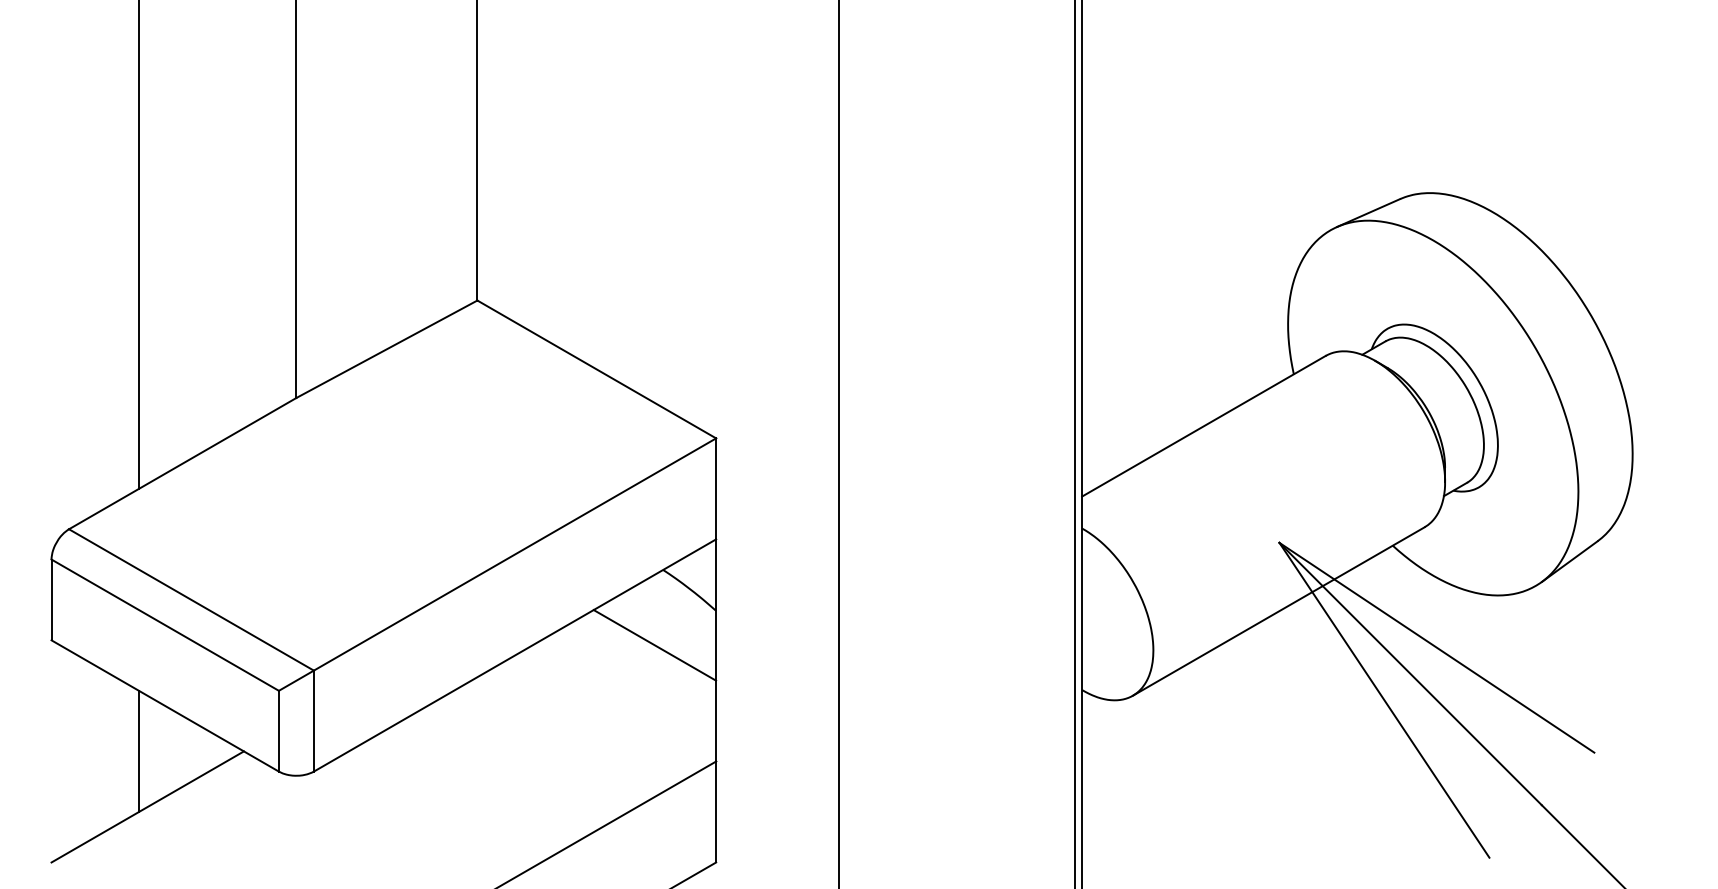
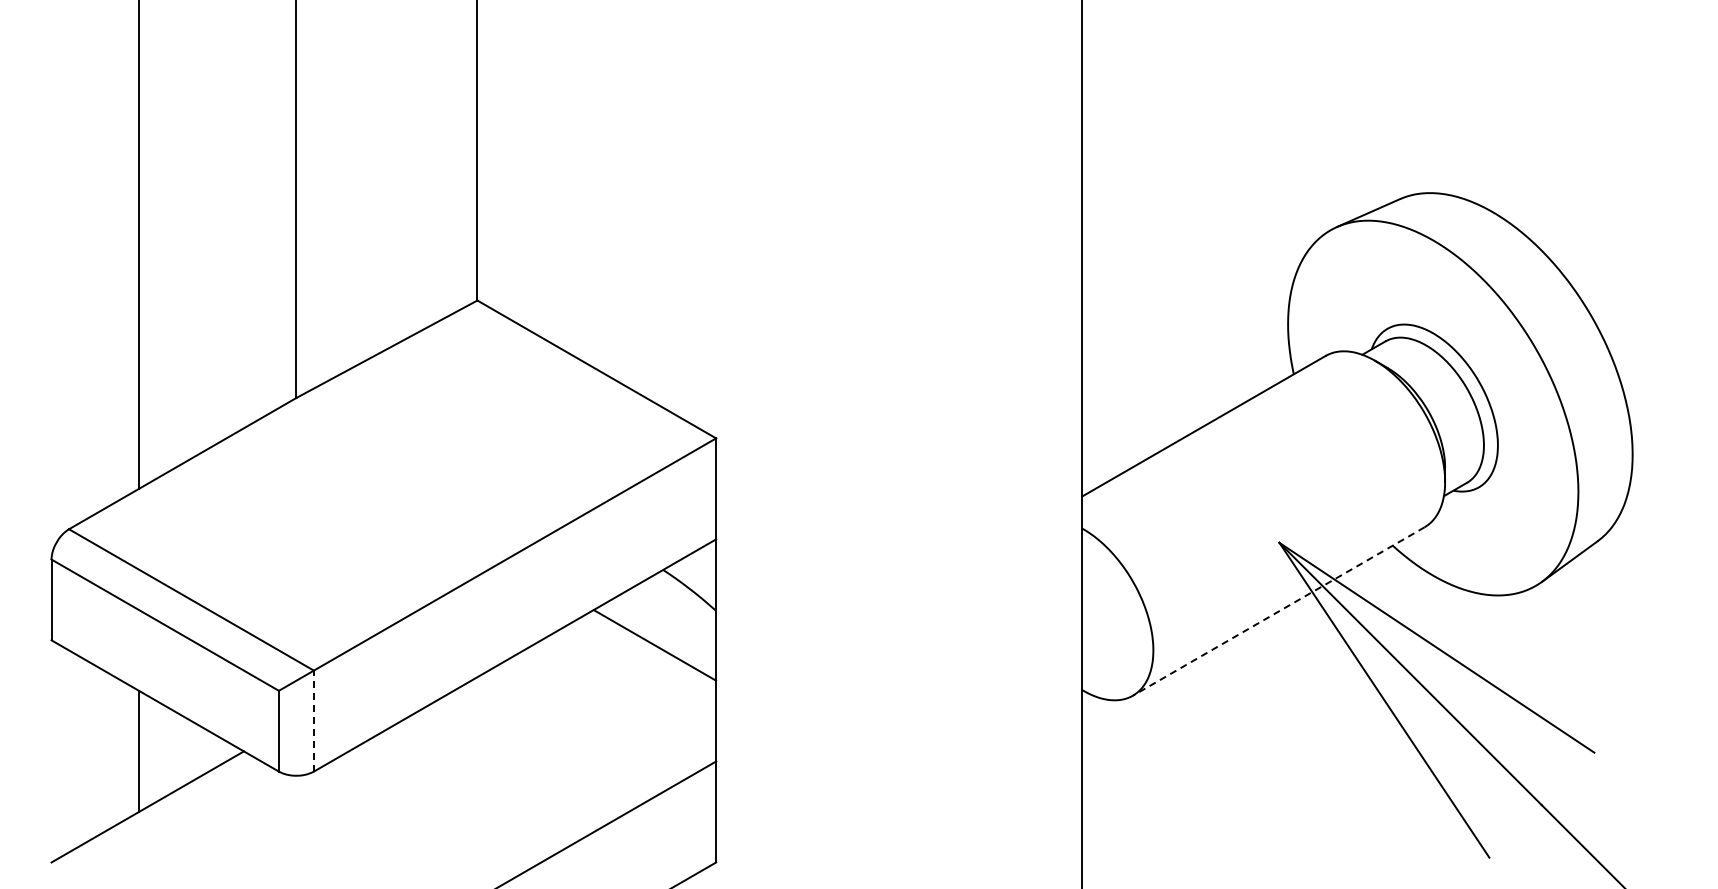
line: present -> none (838, 443)
line: present -> none (1075, 443)
line: solid -> dashed (1278, 611)
line: solid -> dashed (313, 720)
